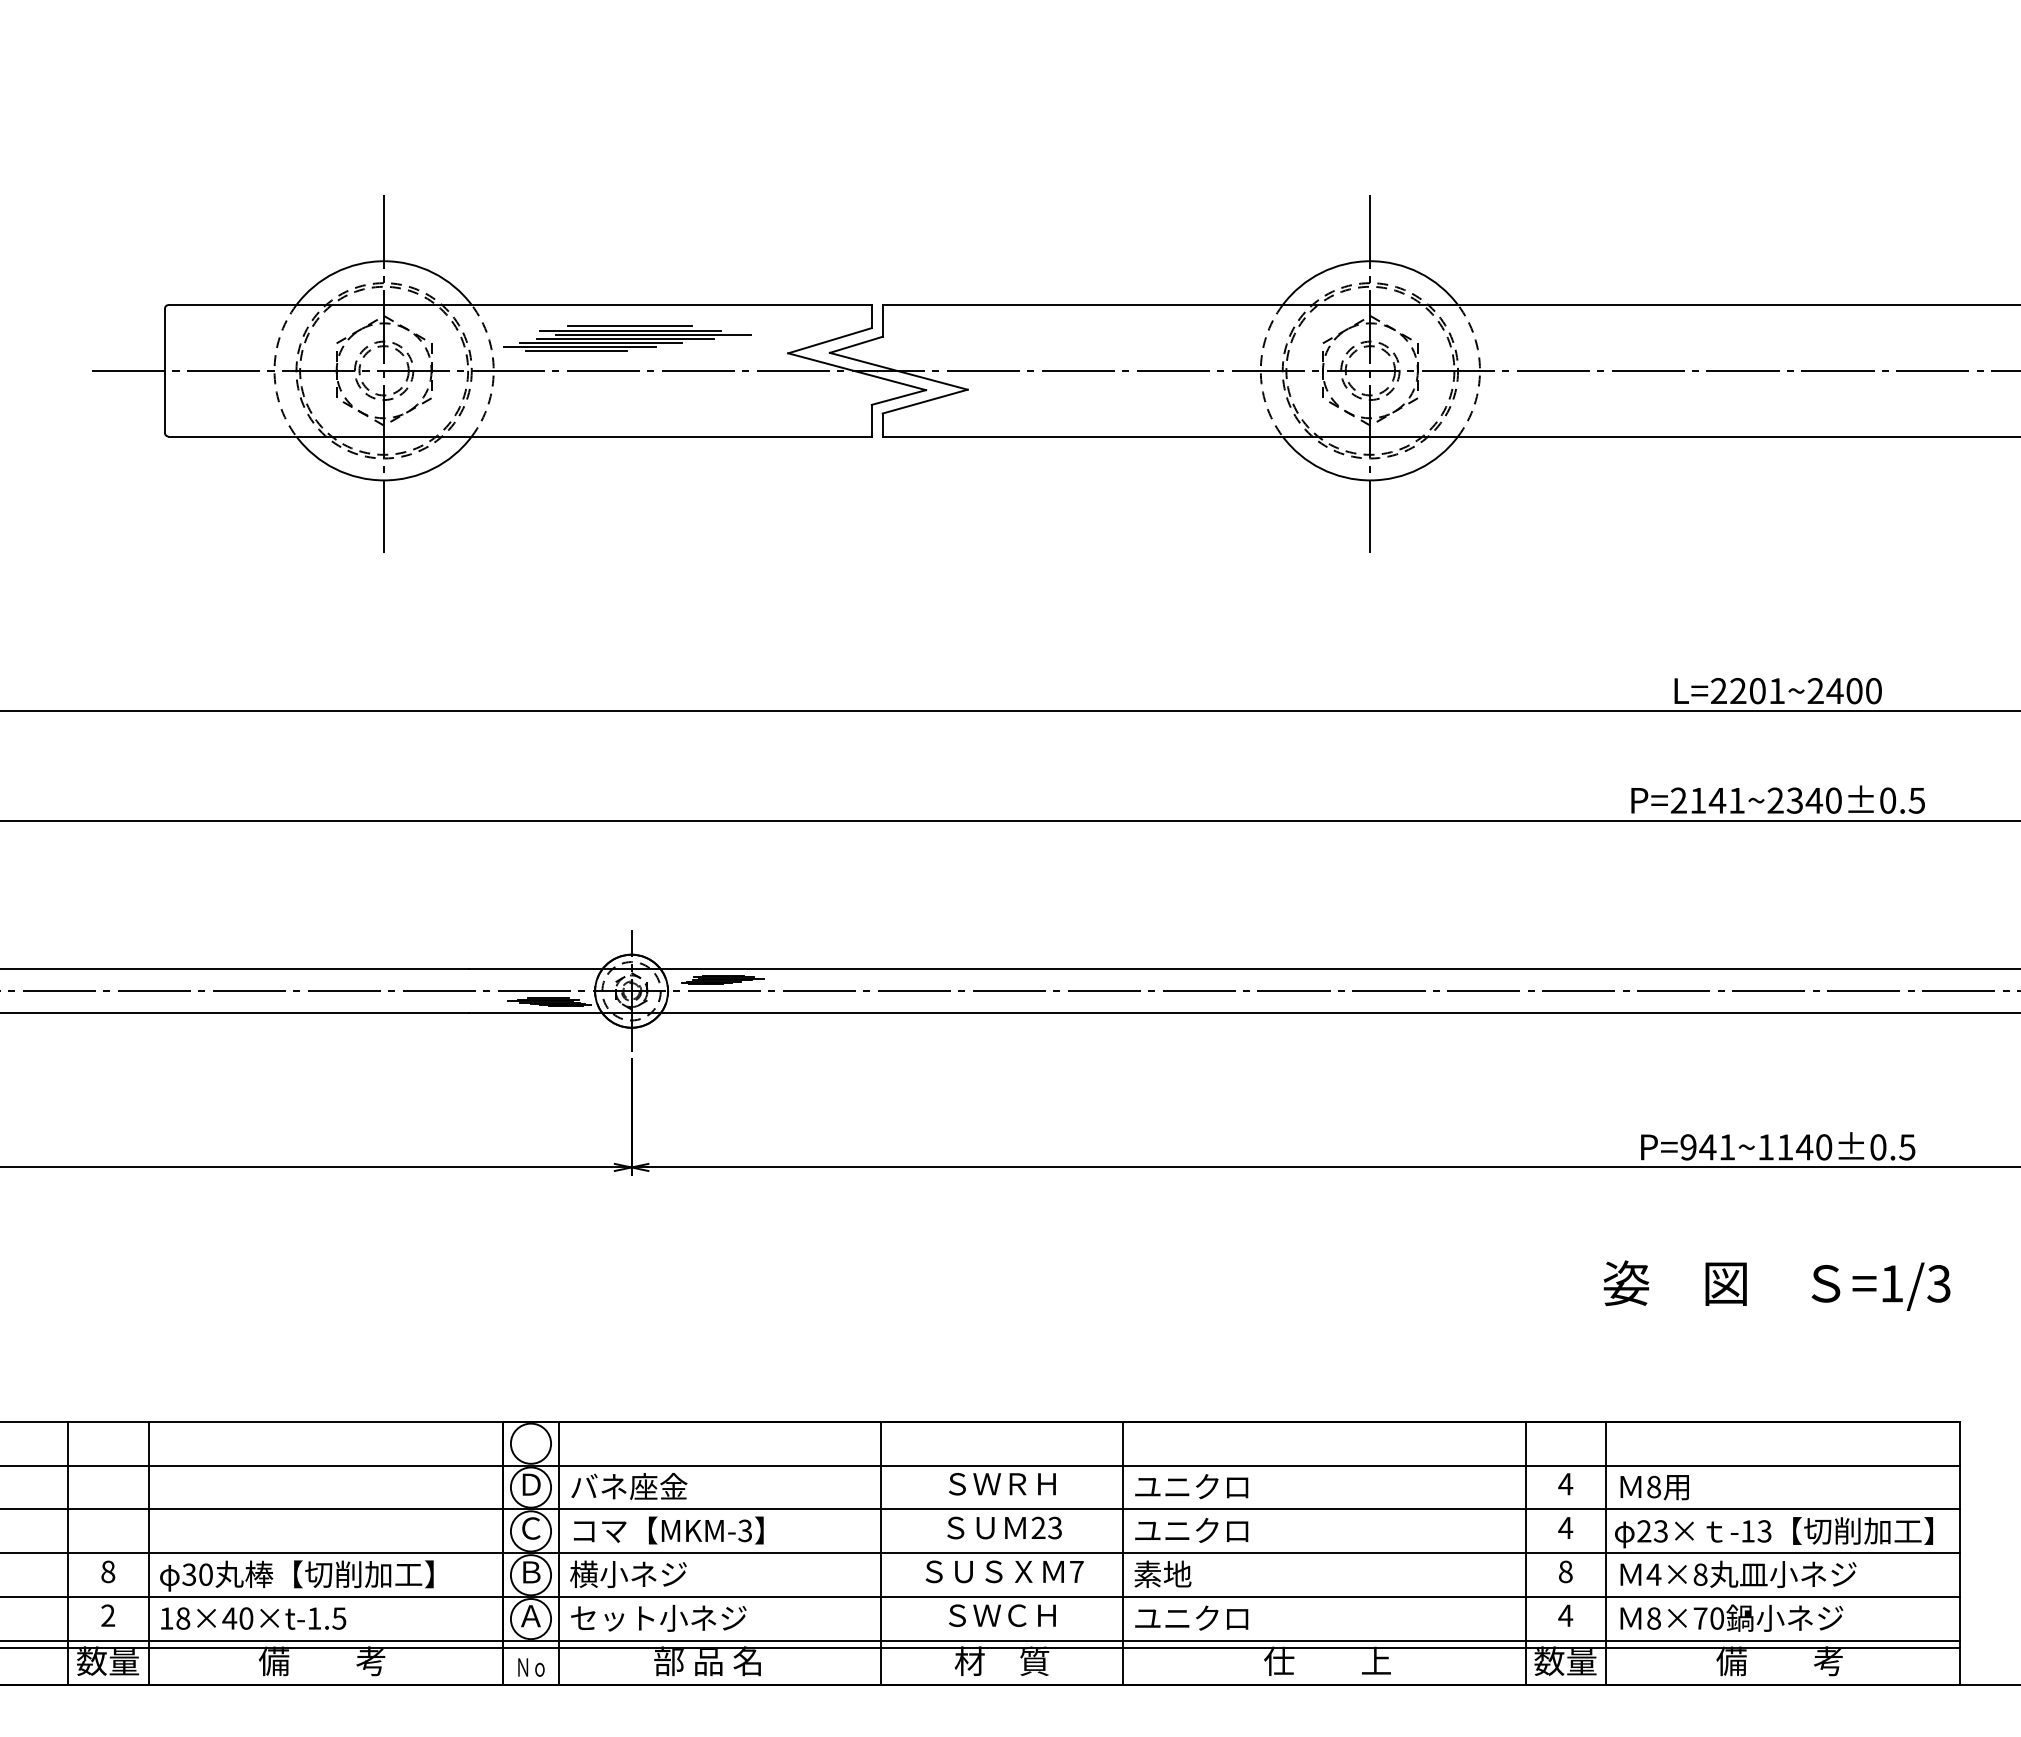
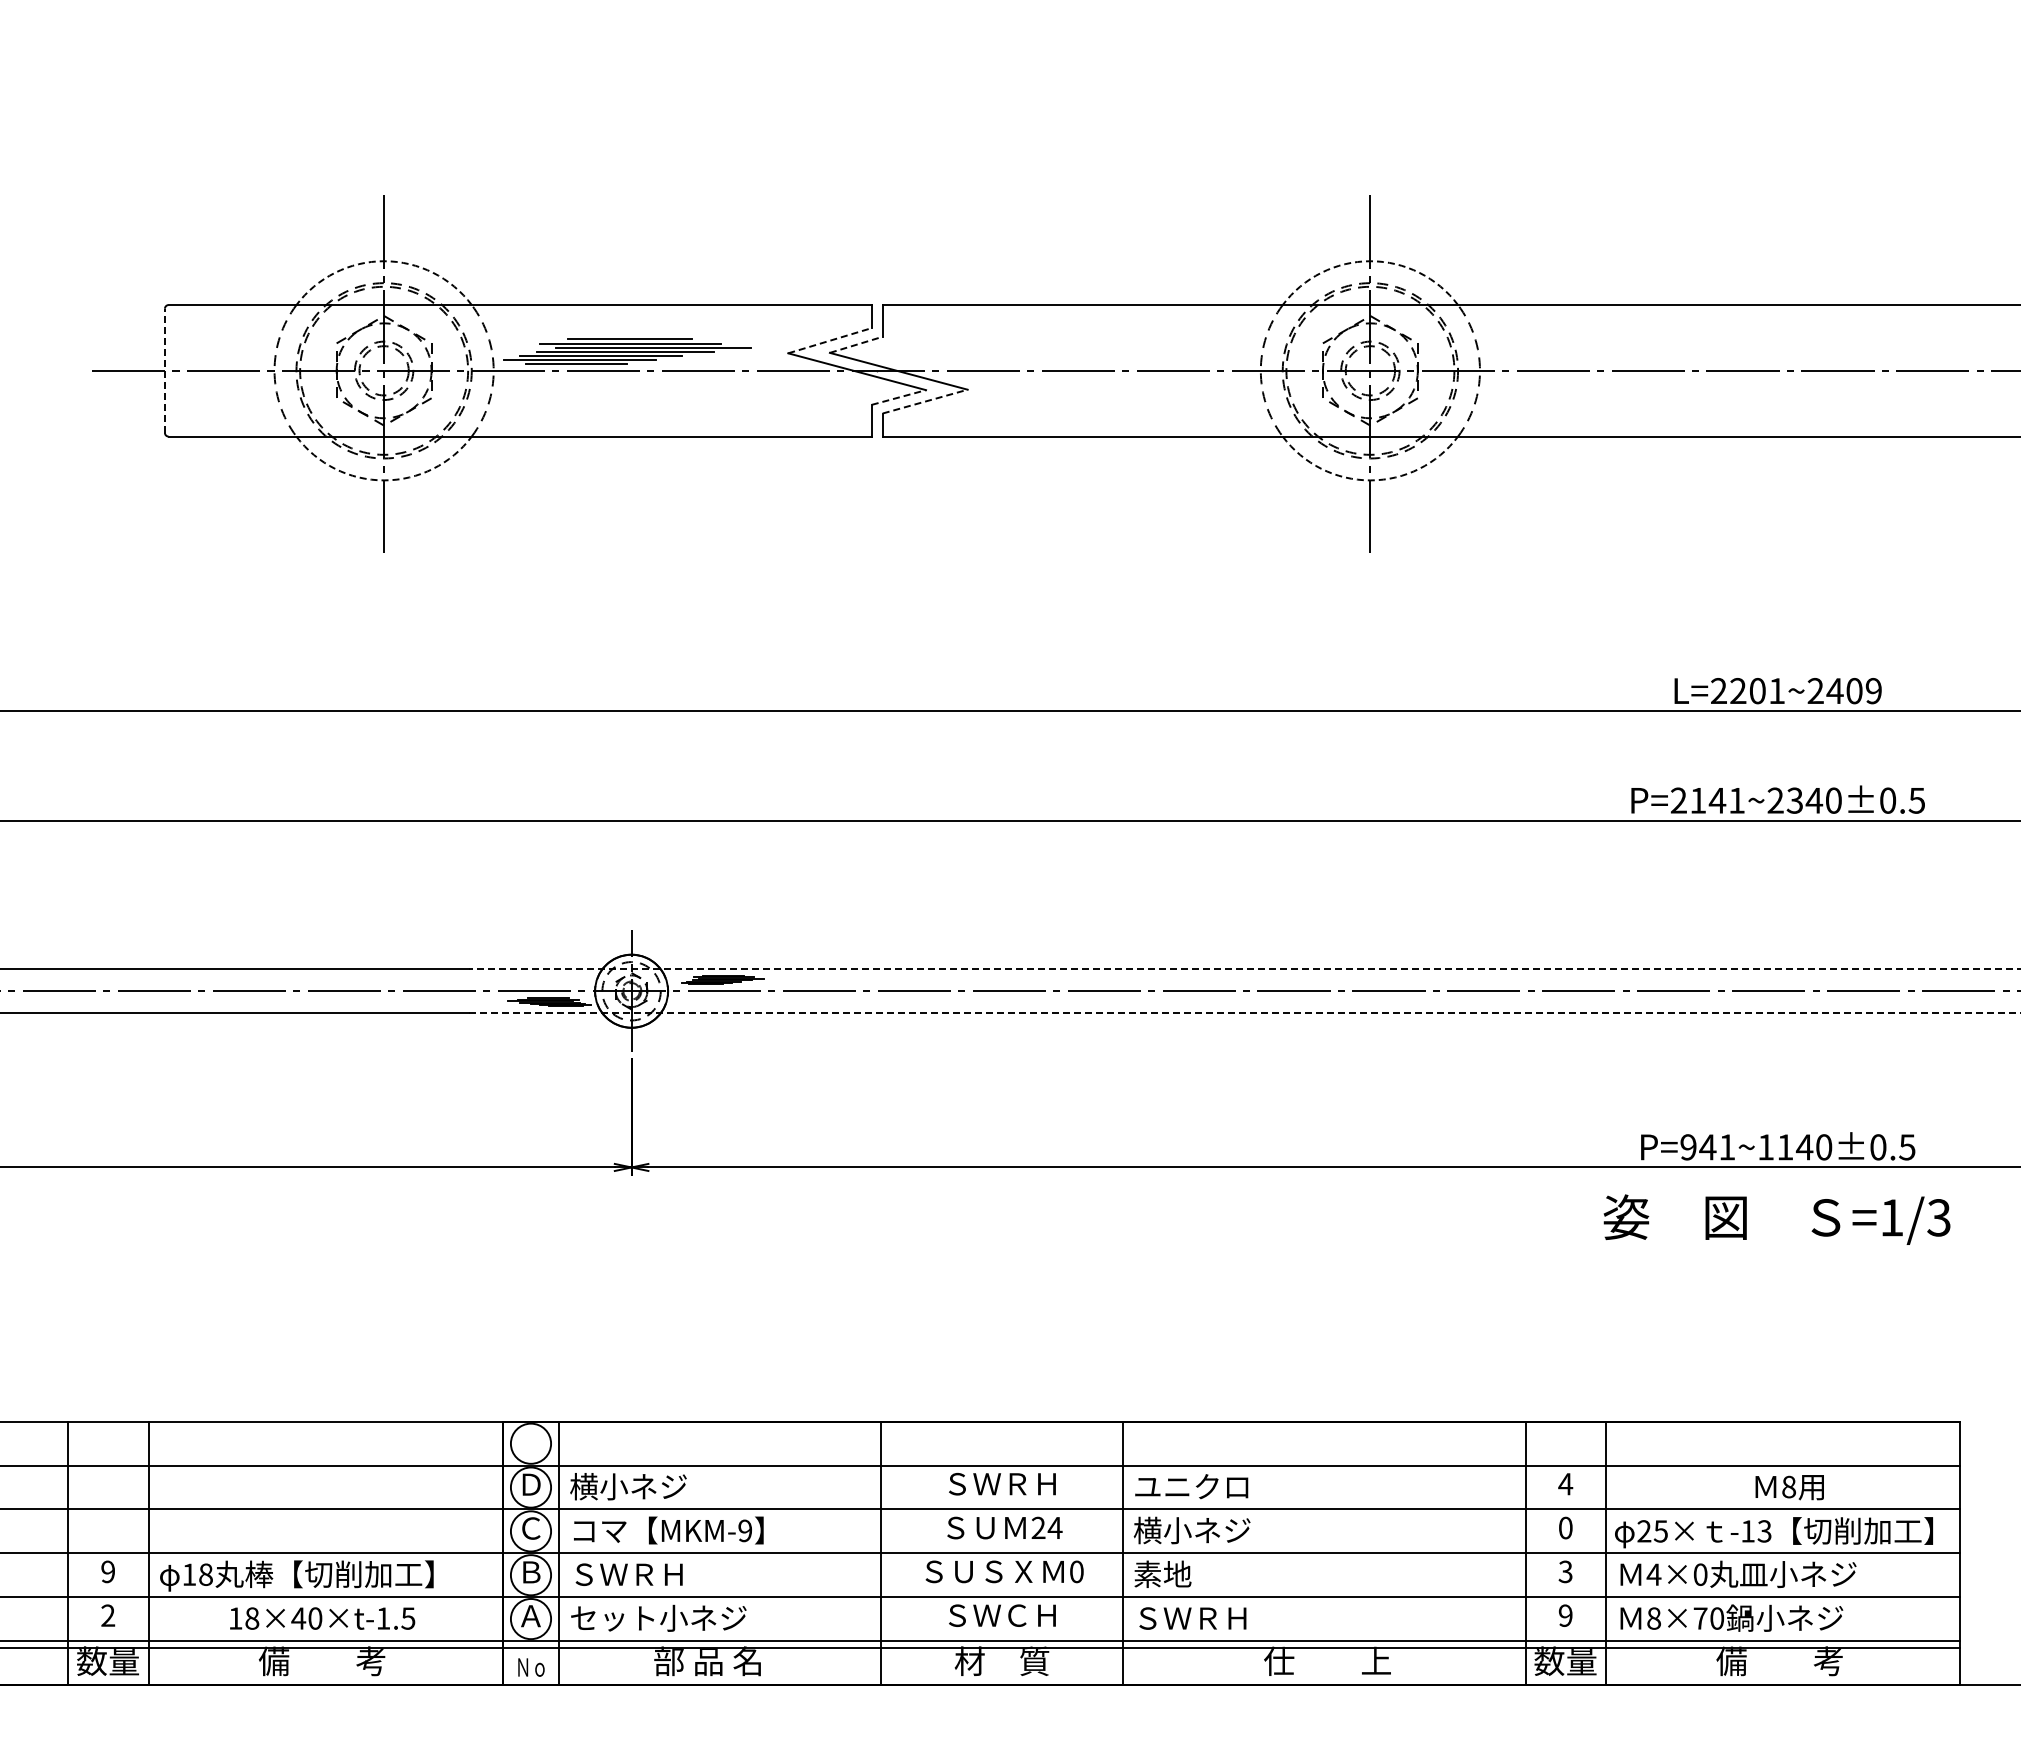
arc: solid -> dashed (384, 261)
arc: solid -> dashed (1370, 261)
part position: (627, 338) -> (627, 351) (627, 351)
line: solid -> dashed (830, 340)
line: solid -> dashed (856, 344)
line: solid -> dashed (164, 370)
line: solid -> dashed (899, 397)
line: solid -> dashed (925, 401)
arc: solid -> dashed (384, 480)
arc: solid -> dashed (1370, 480)
text: L=2201~2400 -> L=2201~2409 (1873, 691)
line: solid -> dashed (1244, 969)
line: solid -> dashed (1244, 1013)
text position: (1776, 1285) -> (1776, 1219) (1776, 1219)
text: バネ座金 -> 横小ネジ (628, 1486)
text position: (1654, 1487) -> (1789, 1487) (1789, 1487)
text: 23 -> 24 (1054, 1527)
text: 4 -> 0 (1565, 1527)
text: ユニクロ -> 横小ネジ (1191, 1530)
text: MKM-3 -> MKM-9 (744, 1531)
text: 23× -> 25× (1660, 1531)
text: 8 -> 9 (108, 1571)
text: 7 -> 0 (1076, 1571)
text: 8 -> 3 (1565, 1571)
text: 30 -> 18 (197, 1574)
text: 横小ネジ -> ＳＷＲＨ (628, 1574)
text: 4×8 -> 4×0 (1700, 1574)
text: 4 -> 9 (1565, 1615)
text: ユニクロ -> ＳＷＲＨ (1191, 1617)
text position: (253, 1618) -> (322, 1618) (322, 1618)
